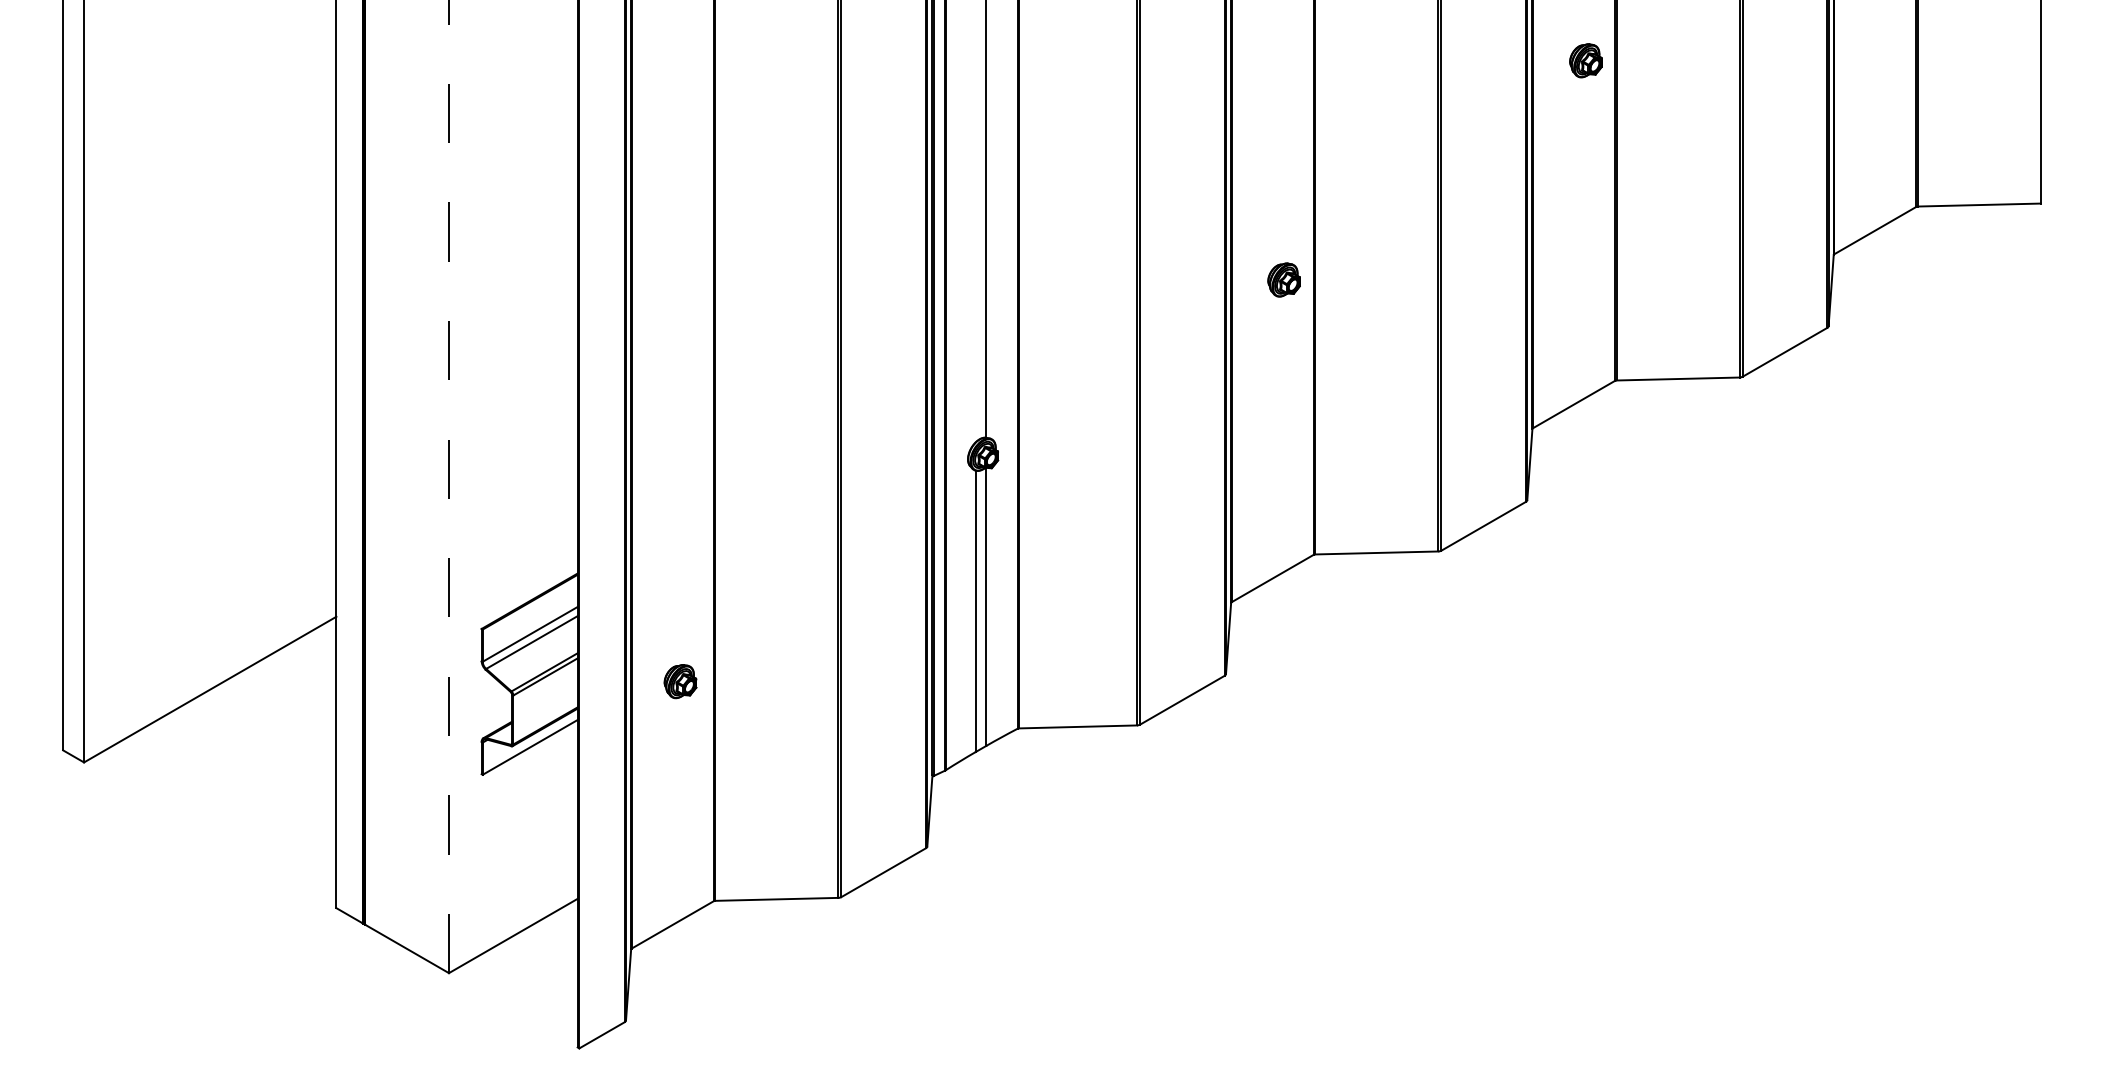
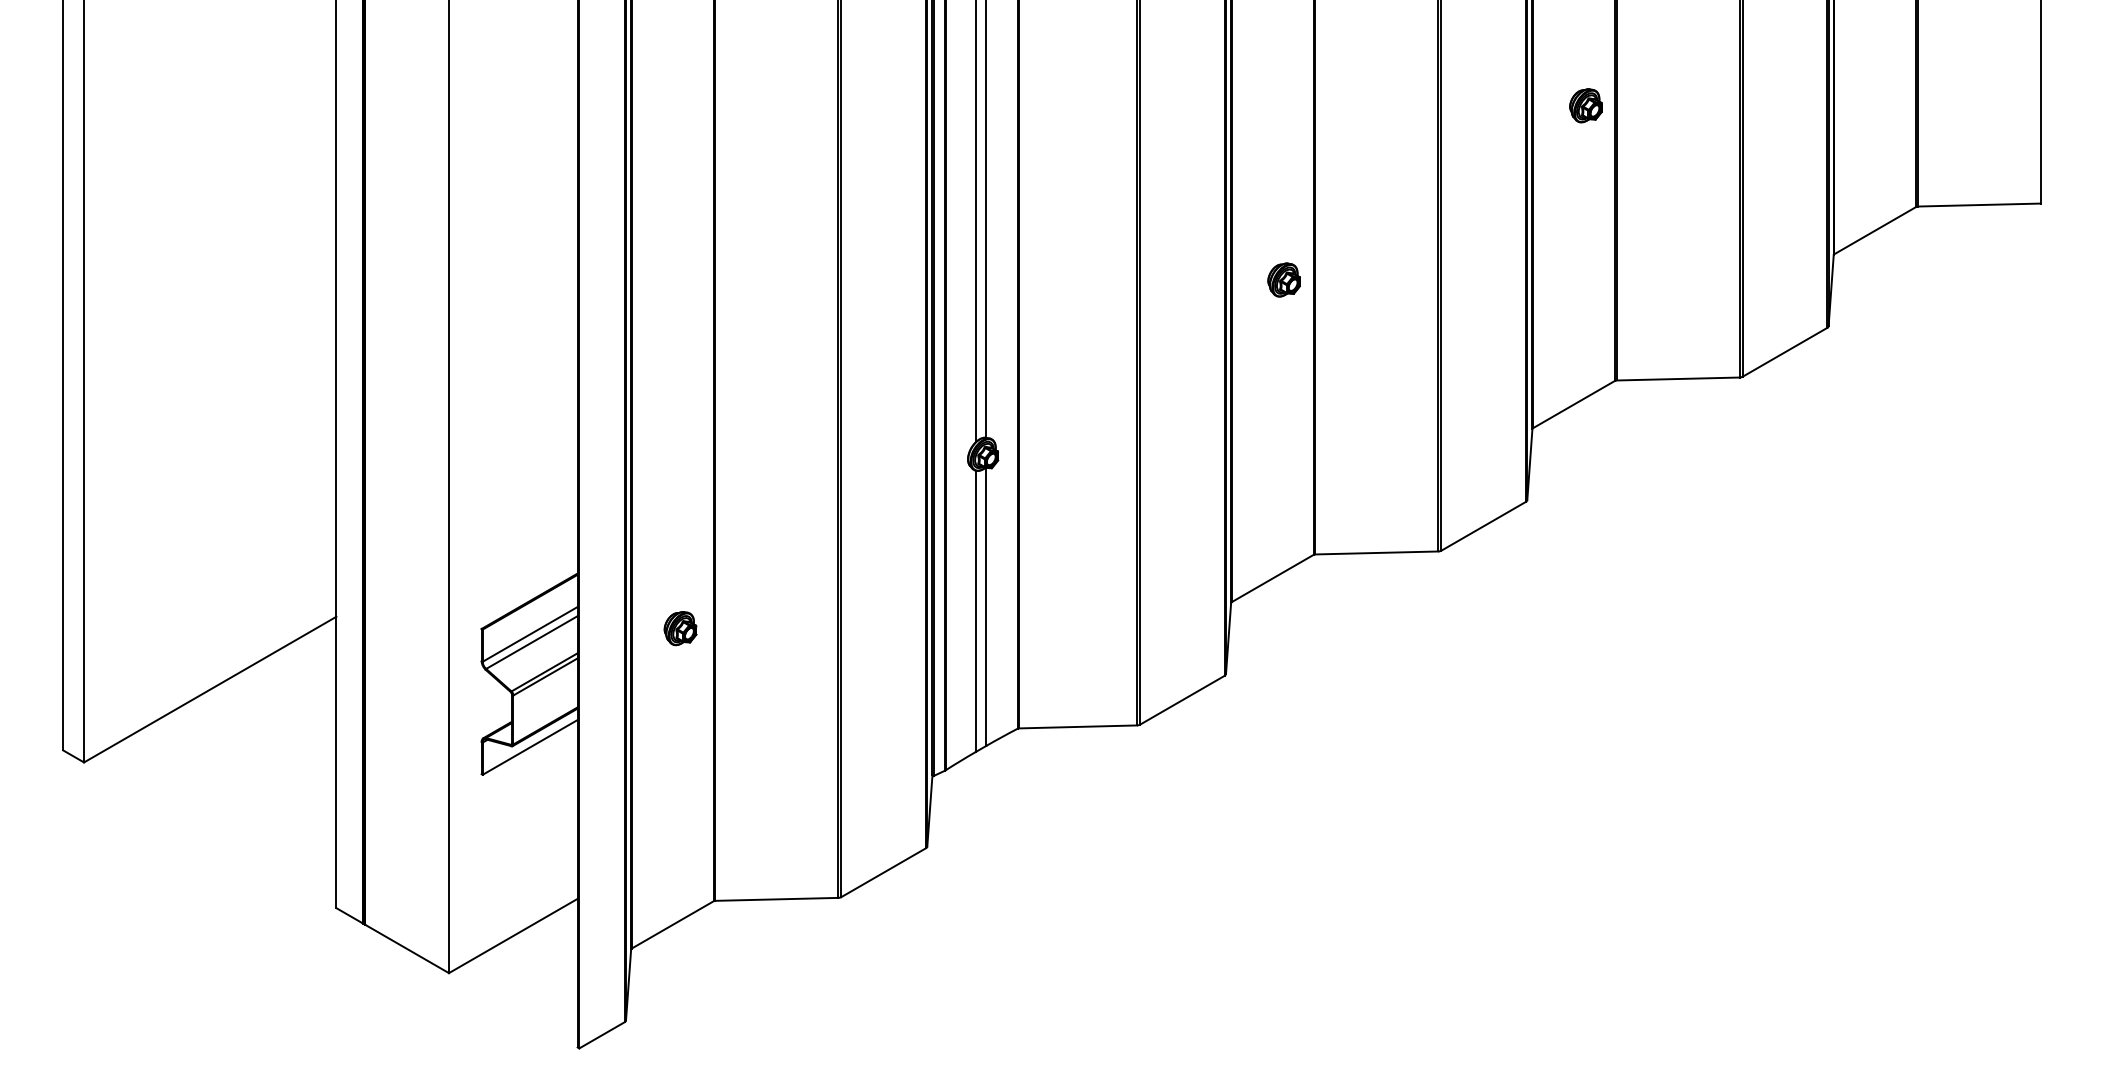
part position: (1585, 60) -> (1585, 105) (1585, 105)
line: none -> present (975, 221)
line: dashed -> solid (448, 486)
part position: (680, 681) -> (680, 628) (680, 628)
